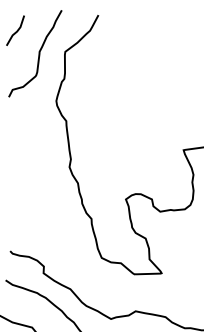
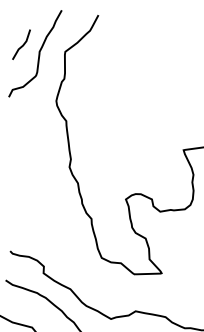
line position: (16, 30) -> (22, 44) (22, 44)
